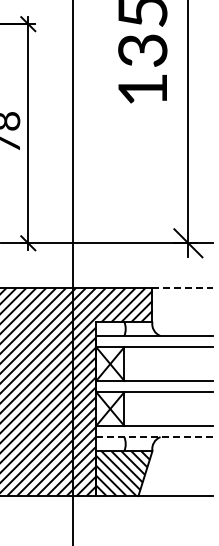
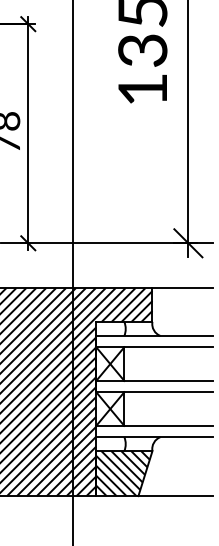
line: dashed -> solid (182, 288)
line: dashed -> solid (154, 437)
